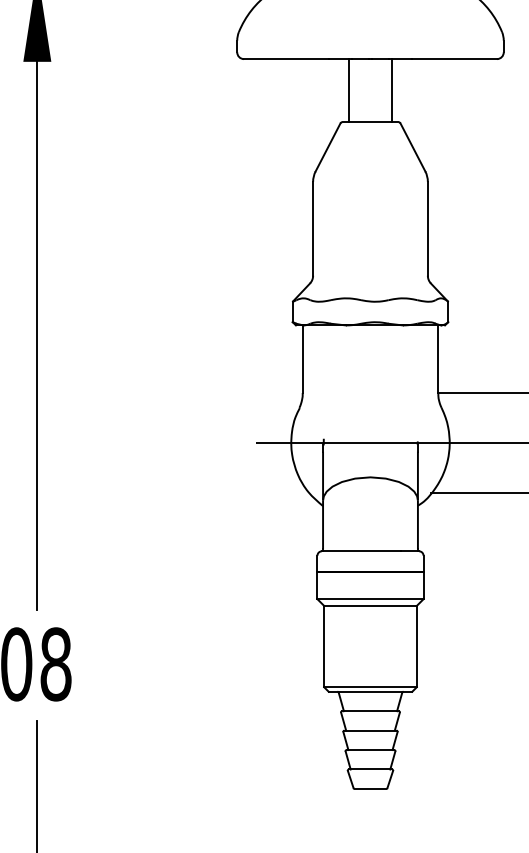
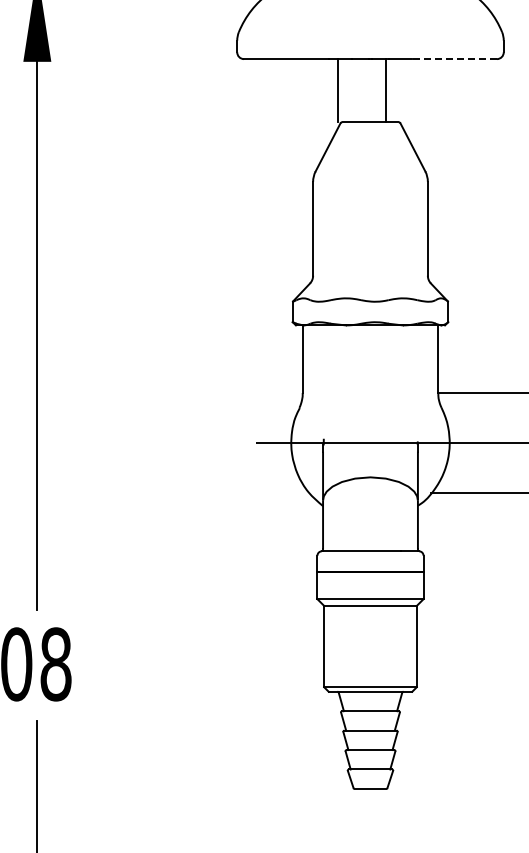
line: solid -> dashed (454, 59)
line position: (349, 90) -> (338, 90) (338, 90)
line position: (391, 90) -> (385, 90) (385, 90)
